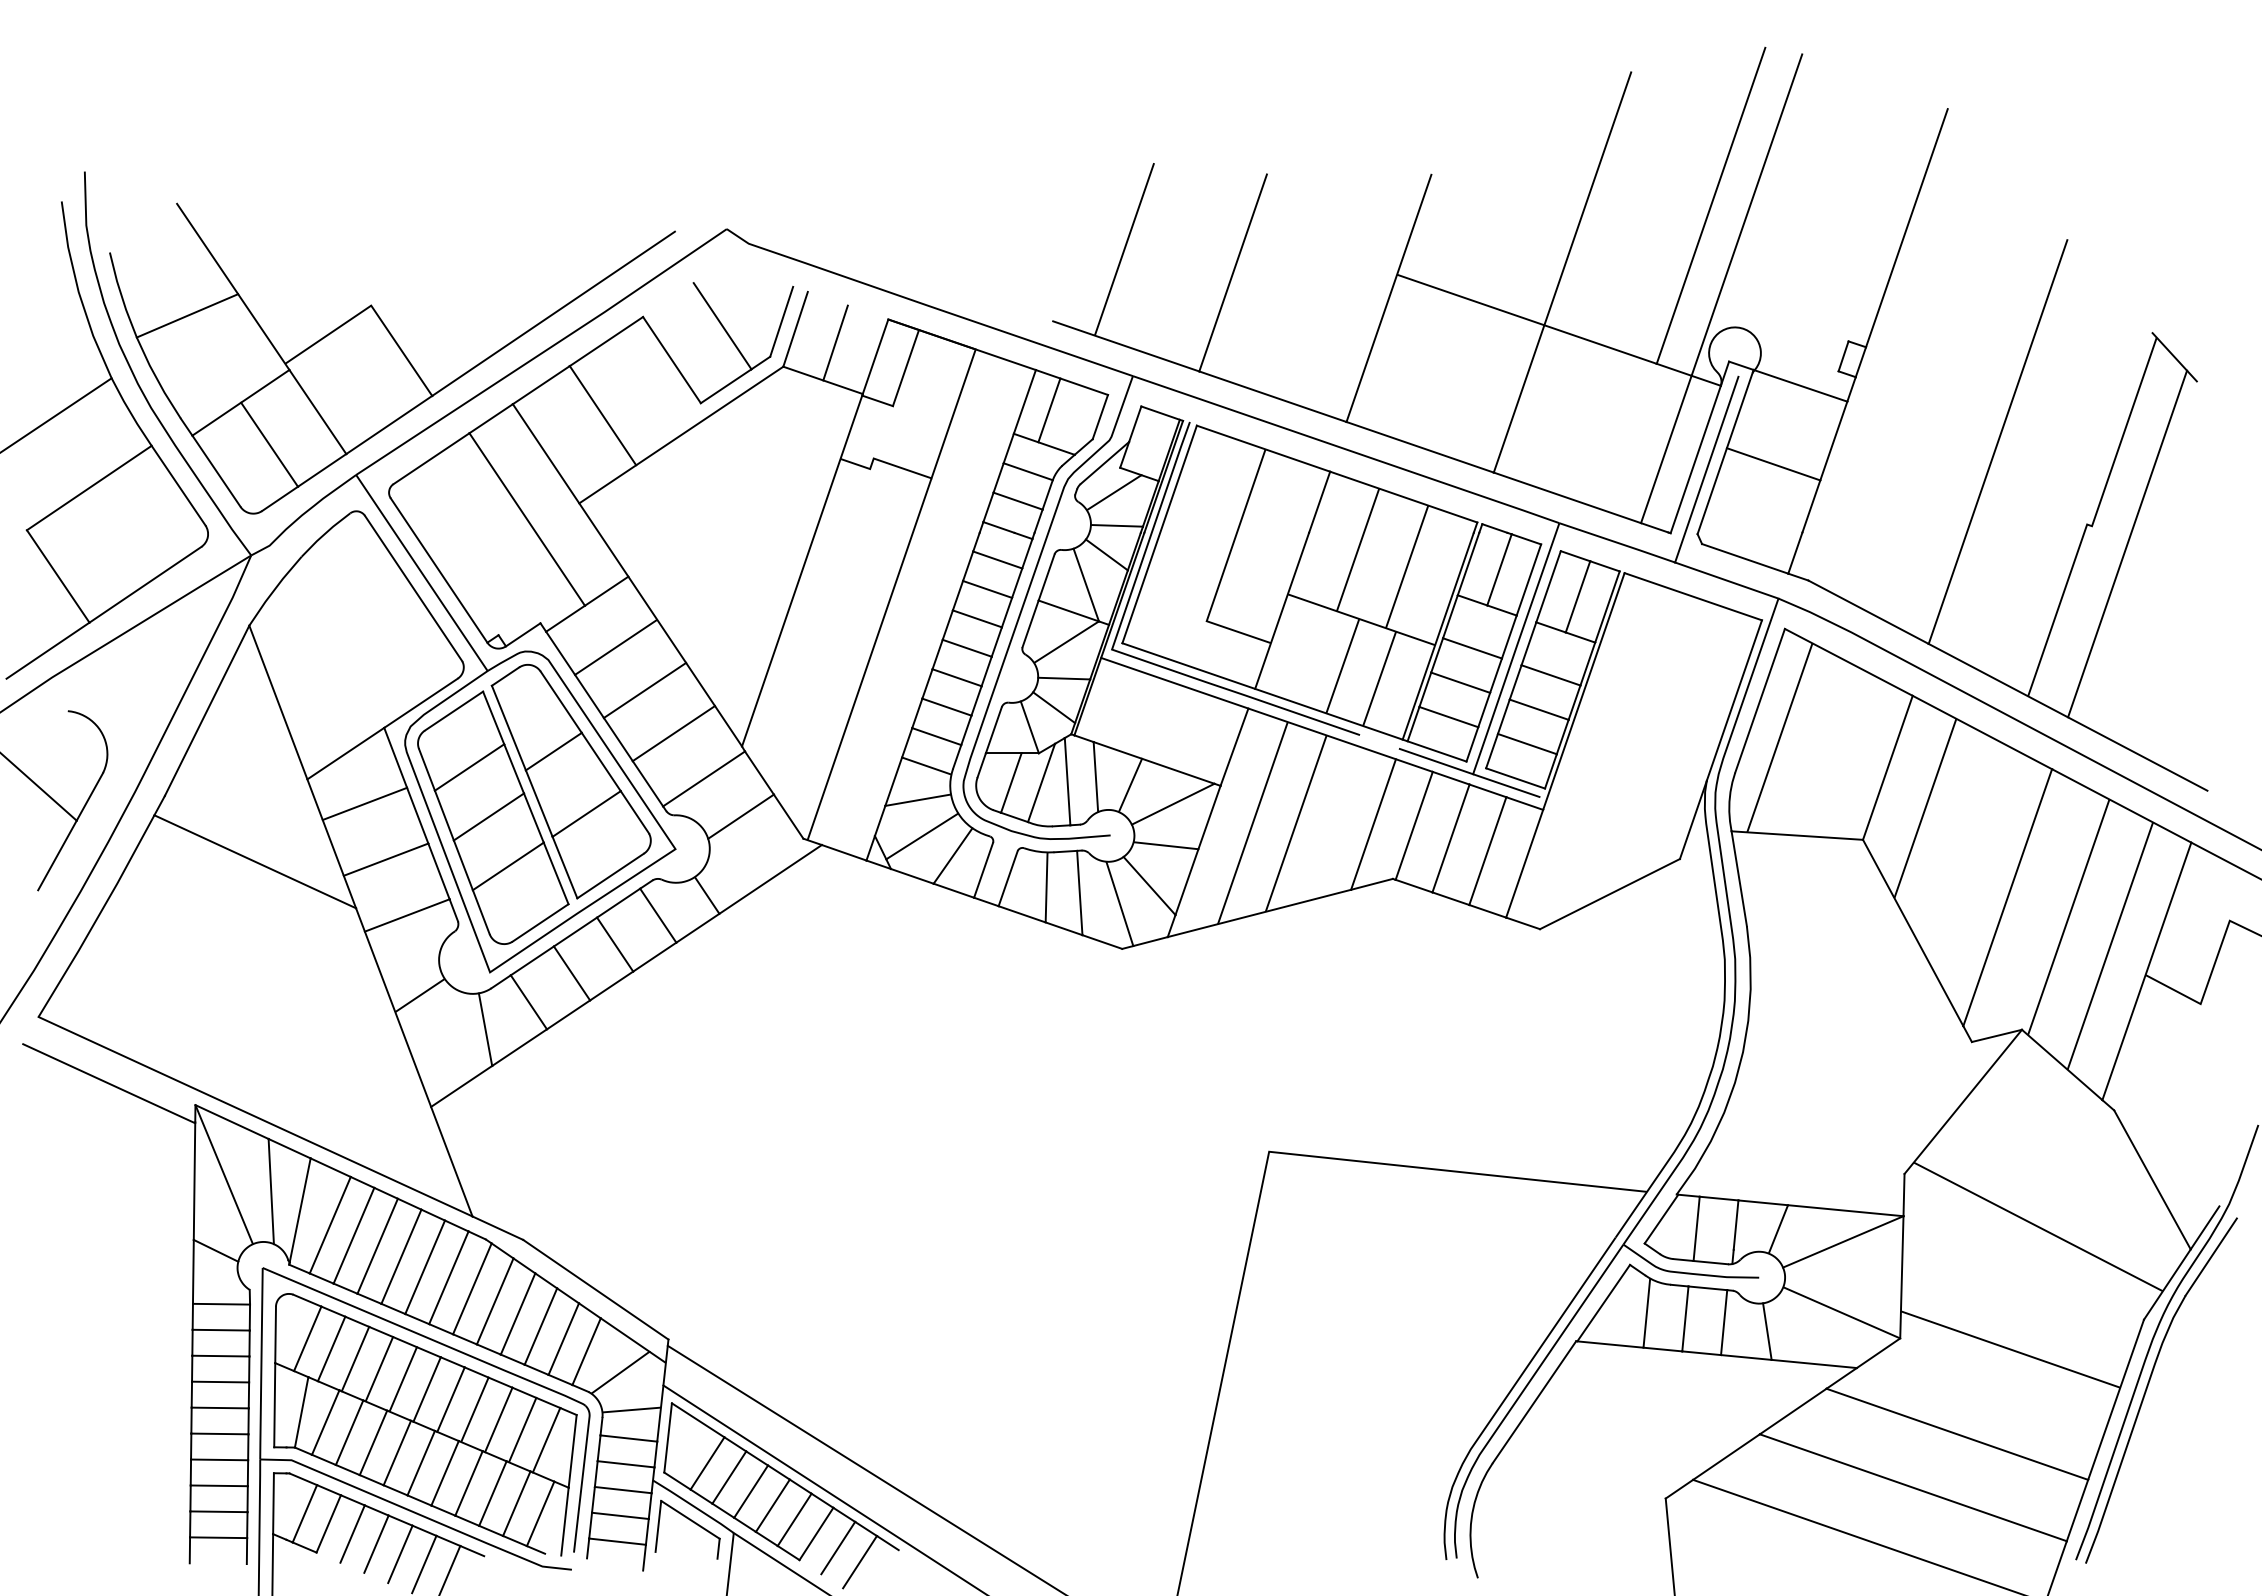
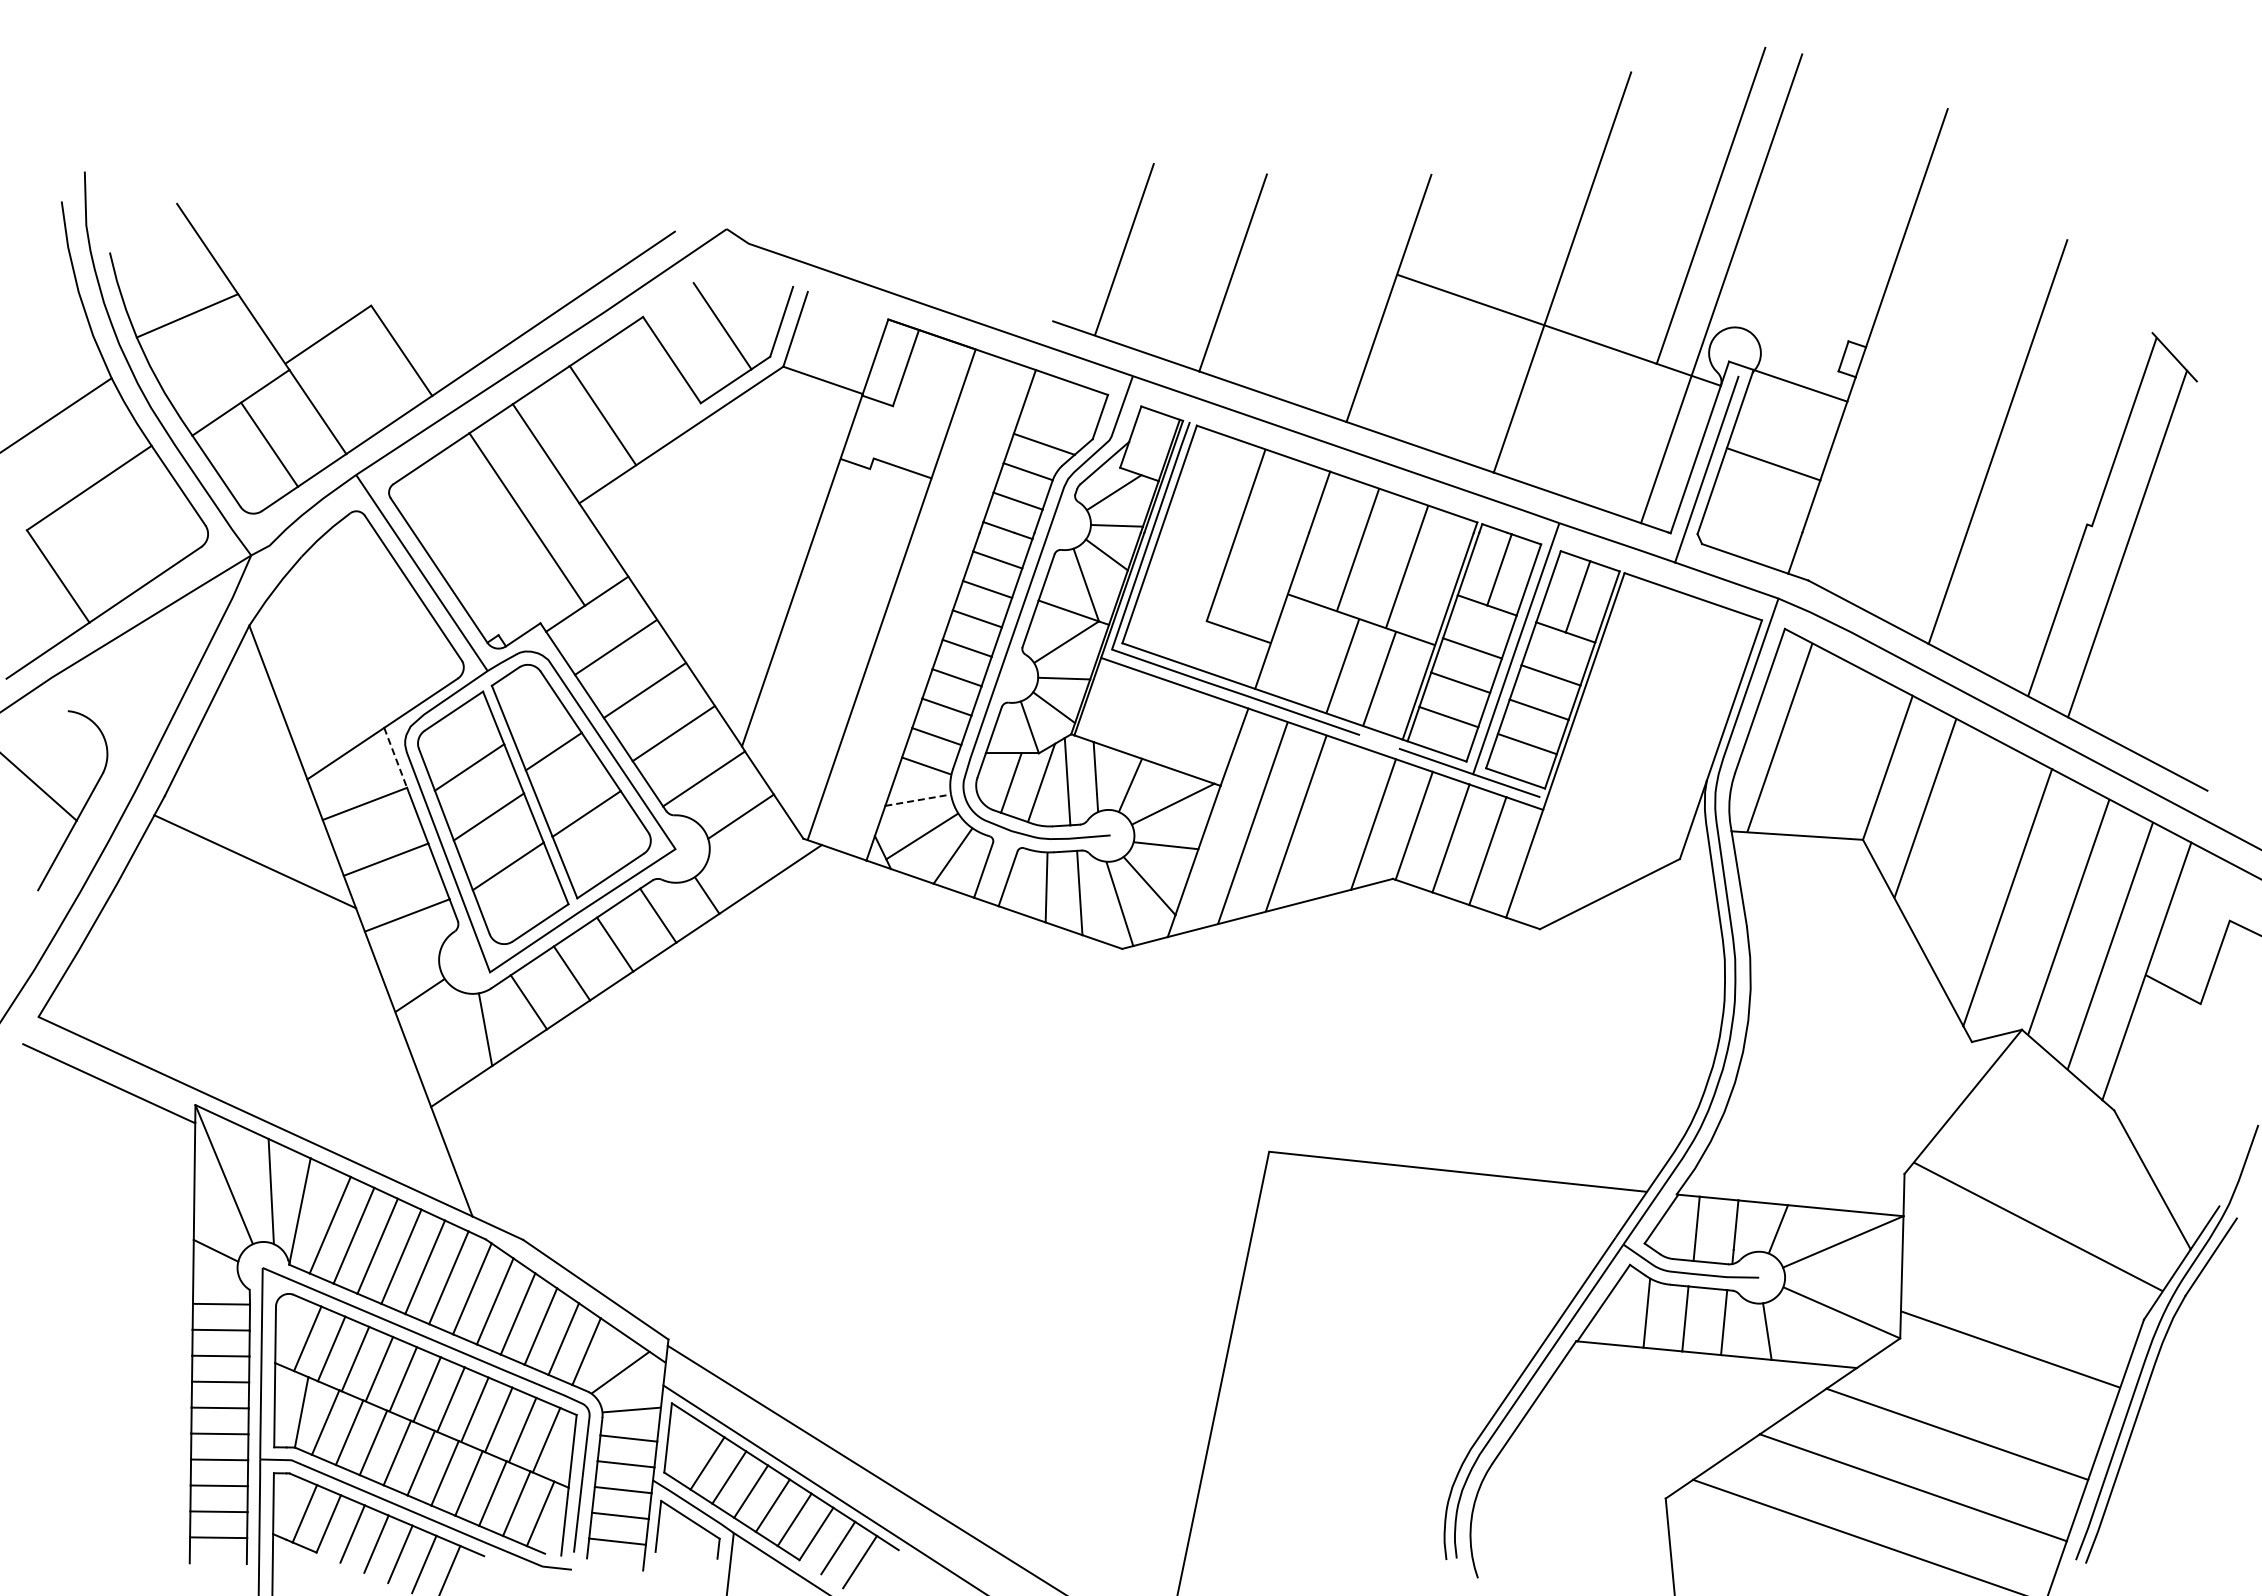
line: present -> none (835, 342)
line: present -> none (1049, 410)
line: solid -> dashed (395, 758)
line: solid -> dashed (918, 800)
